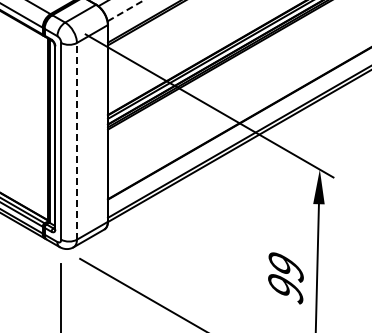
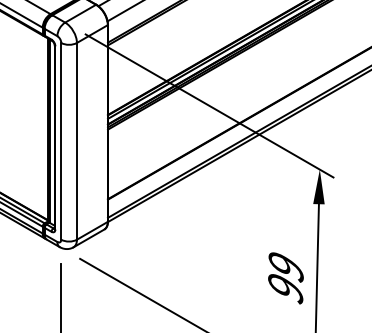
line: dashed -> solid (125, 10)
line: dashed -> solid (76, 140)
